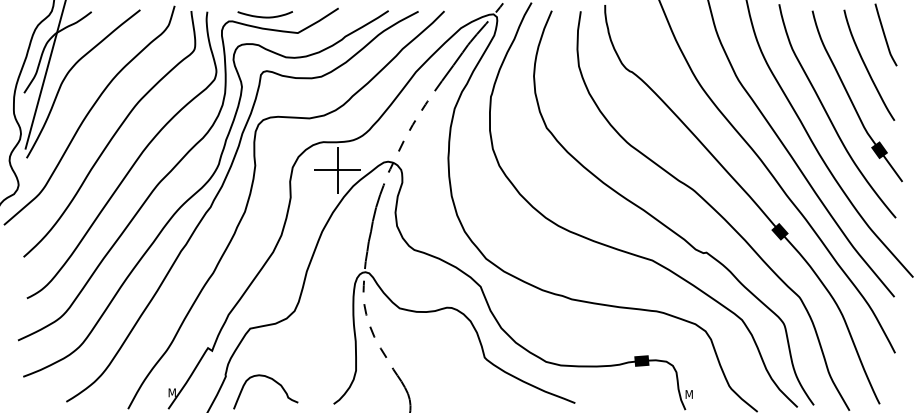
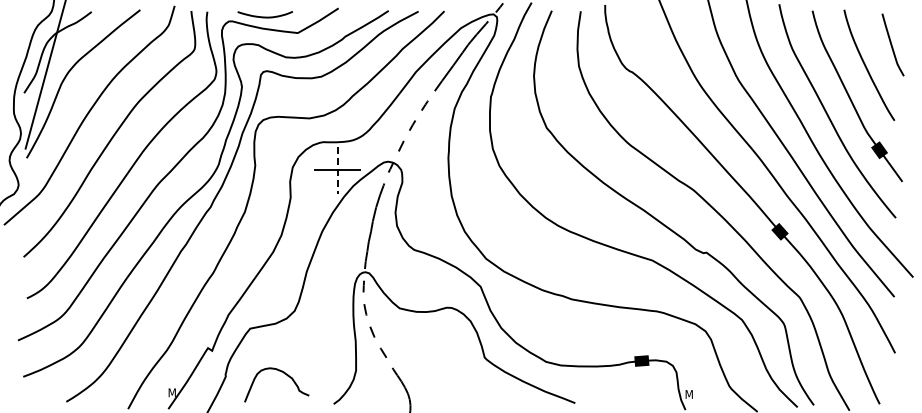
curve position: (885, 34) -> (892, 44) (892, 44)
line: solid -> dashed (337, 170)
curve position: (273, 381) -> (284, 374) (284, 374)
